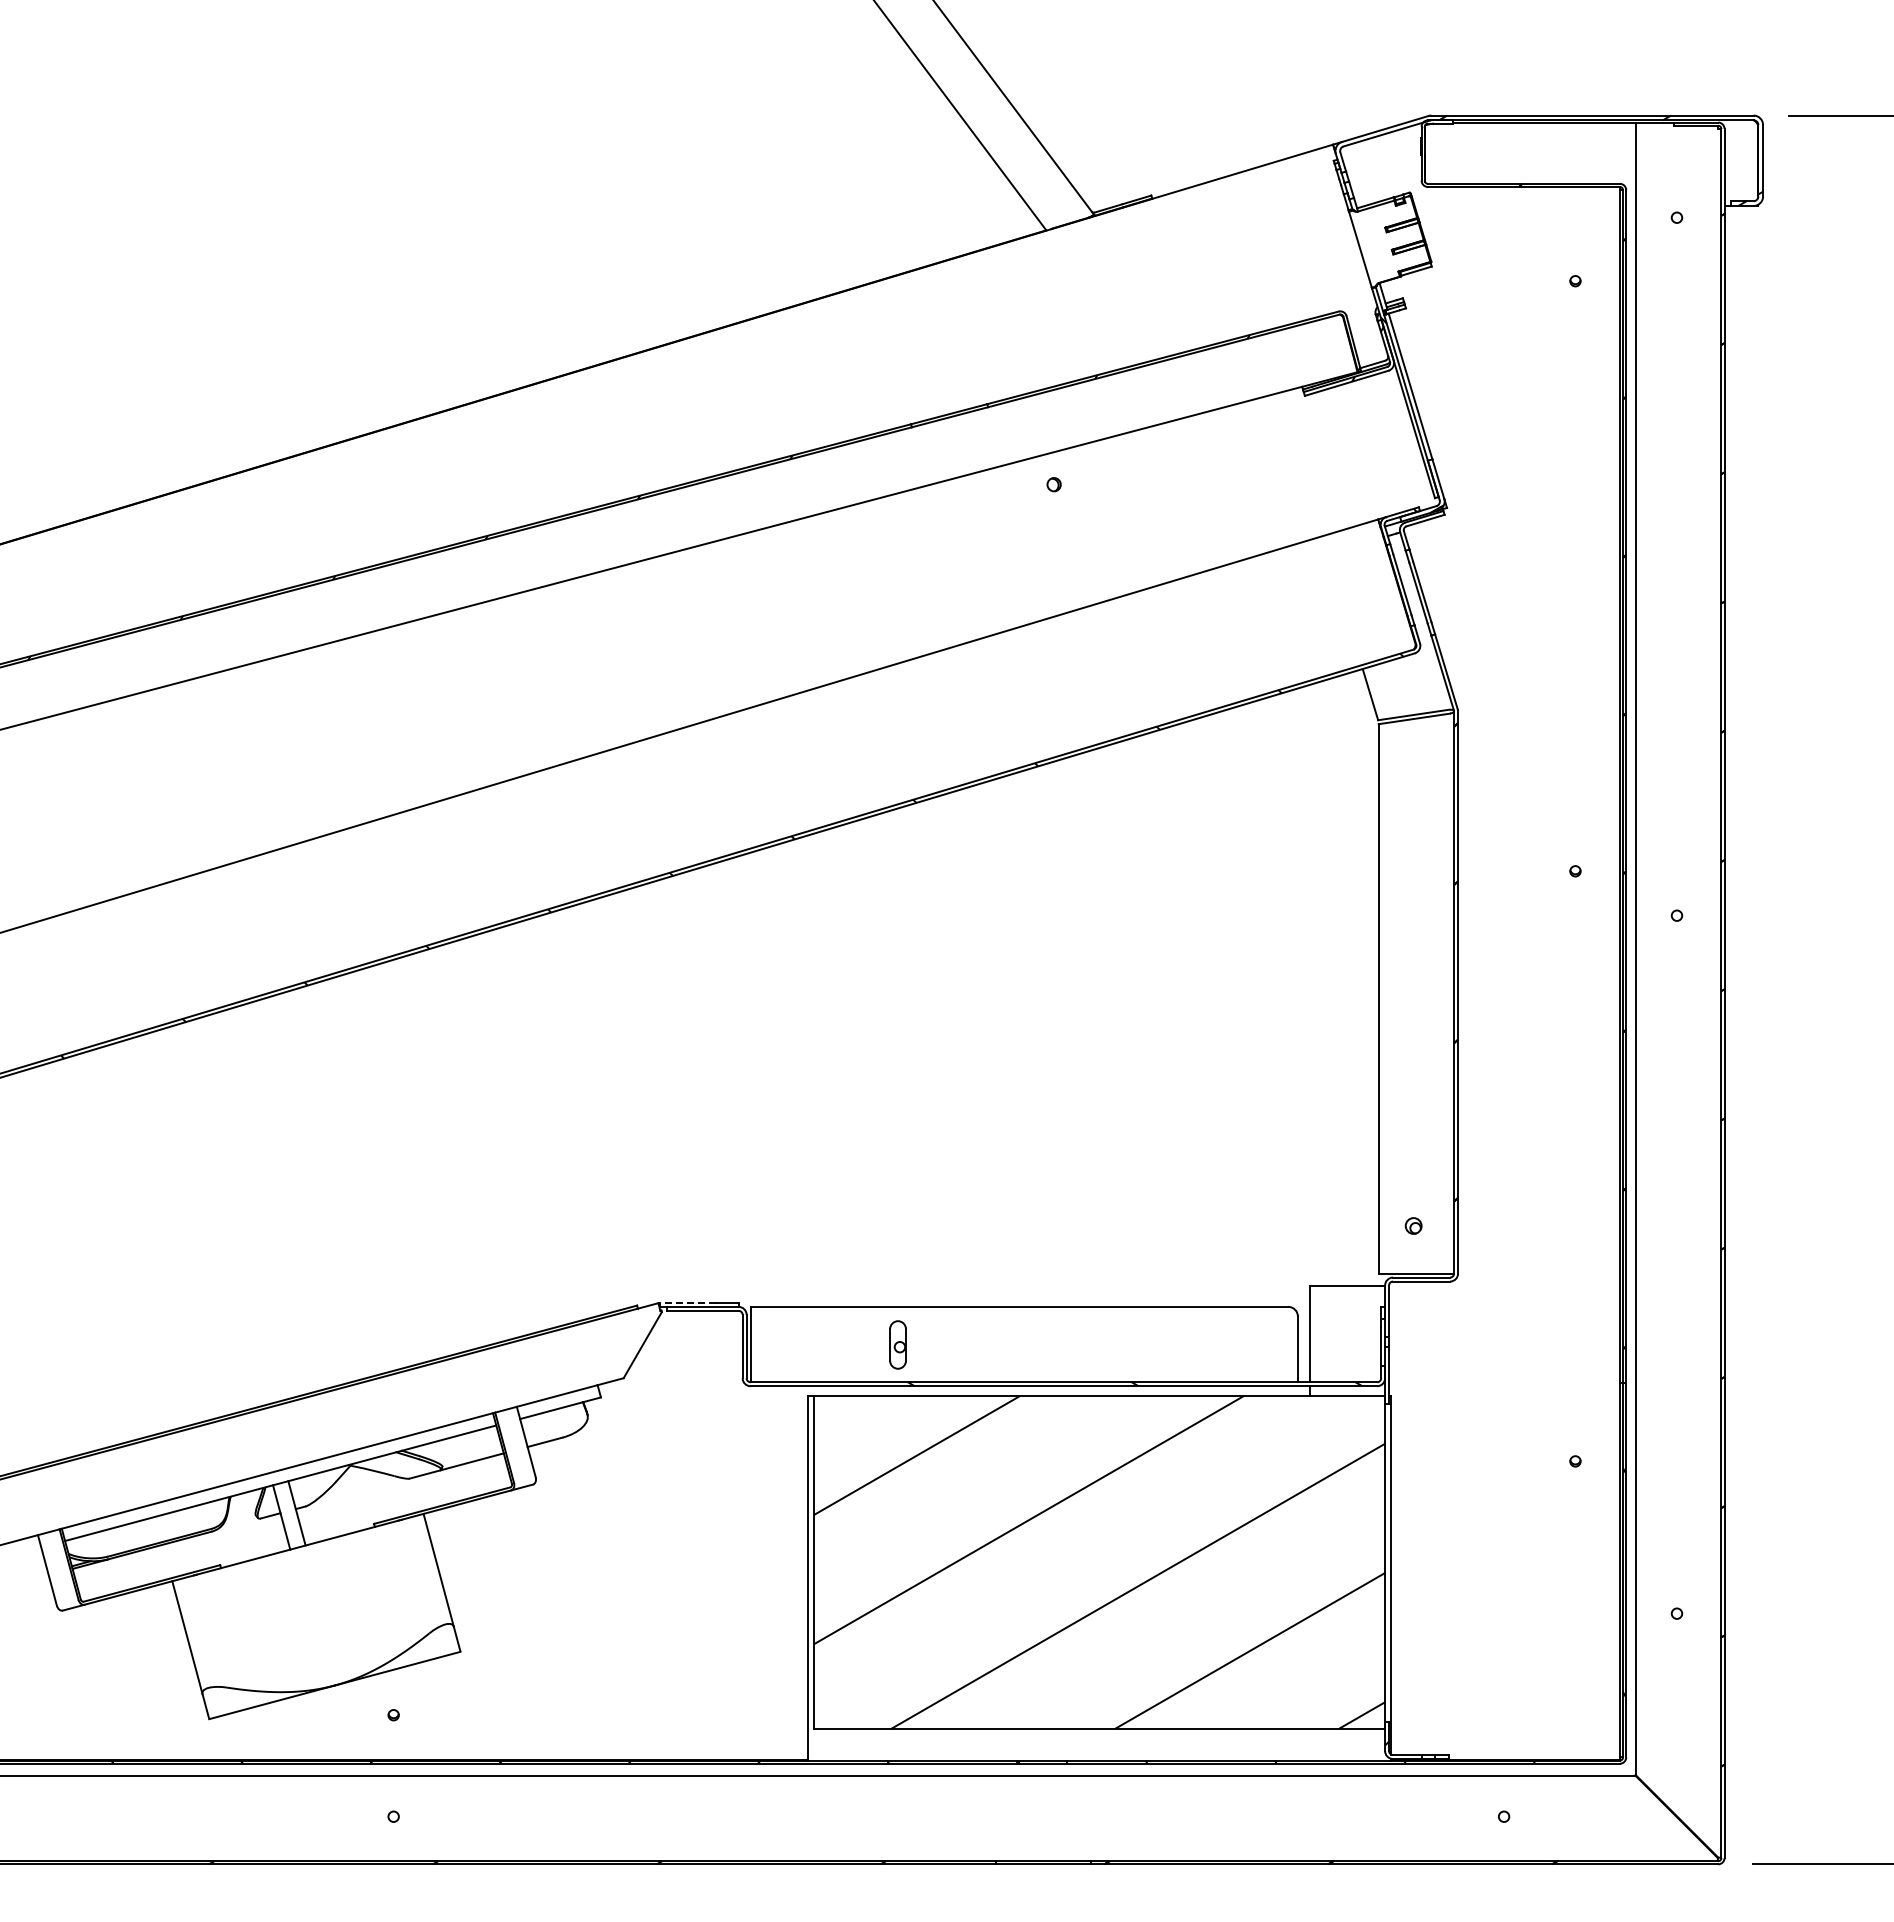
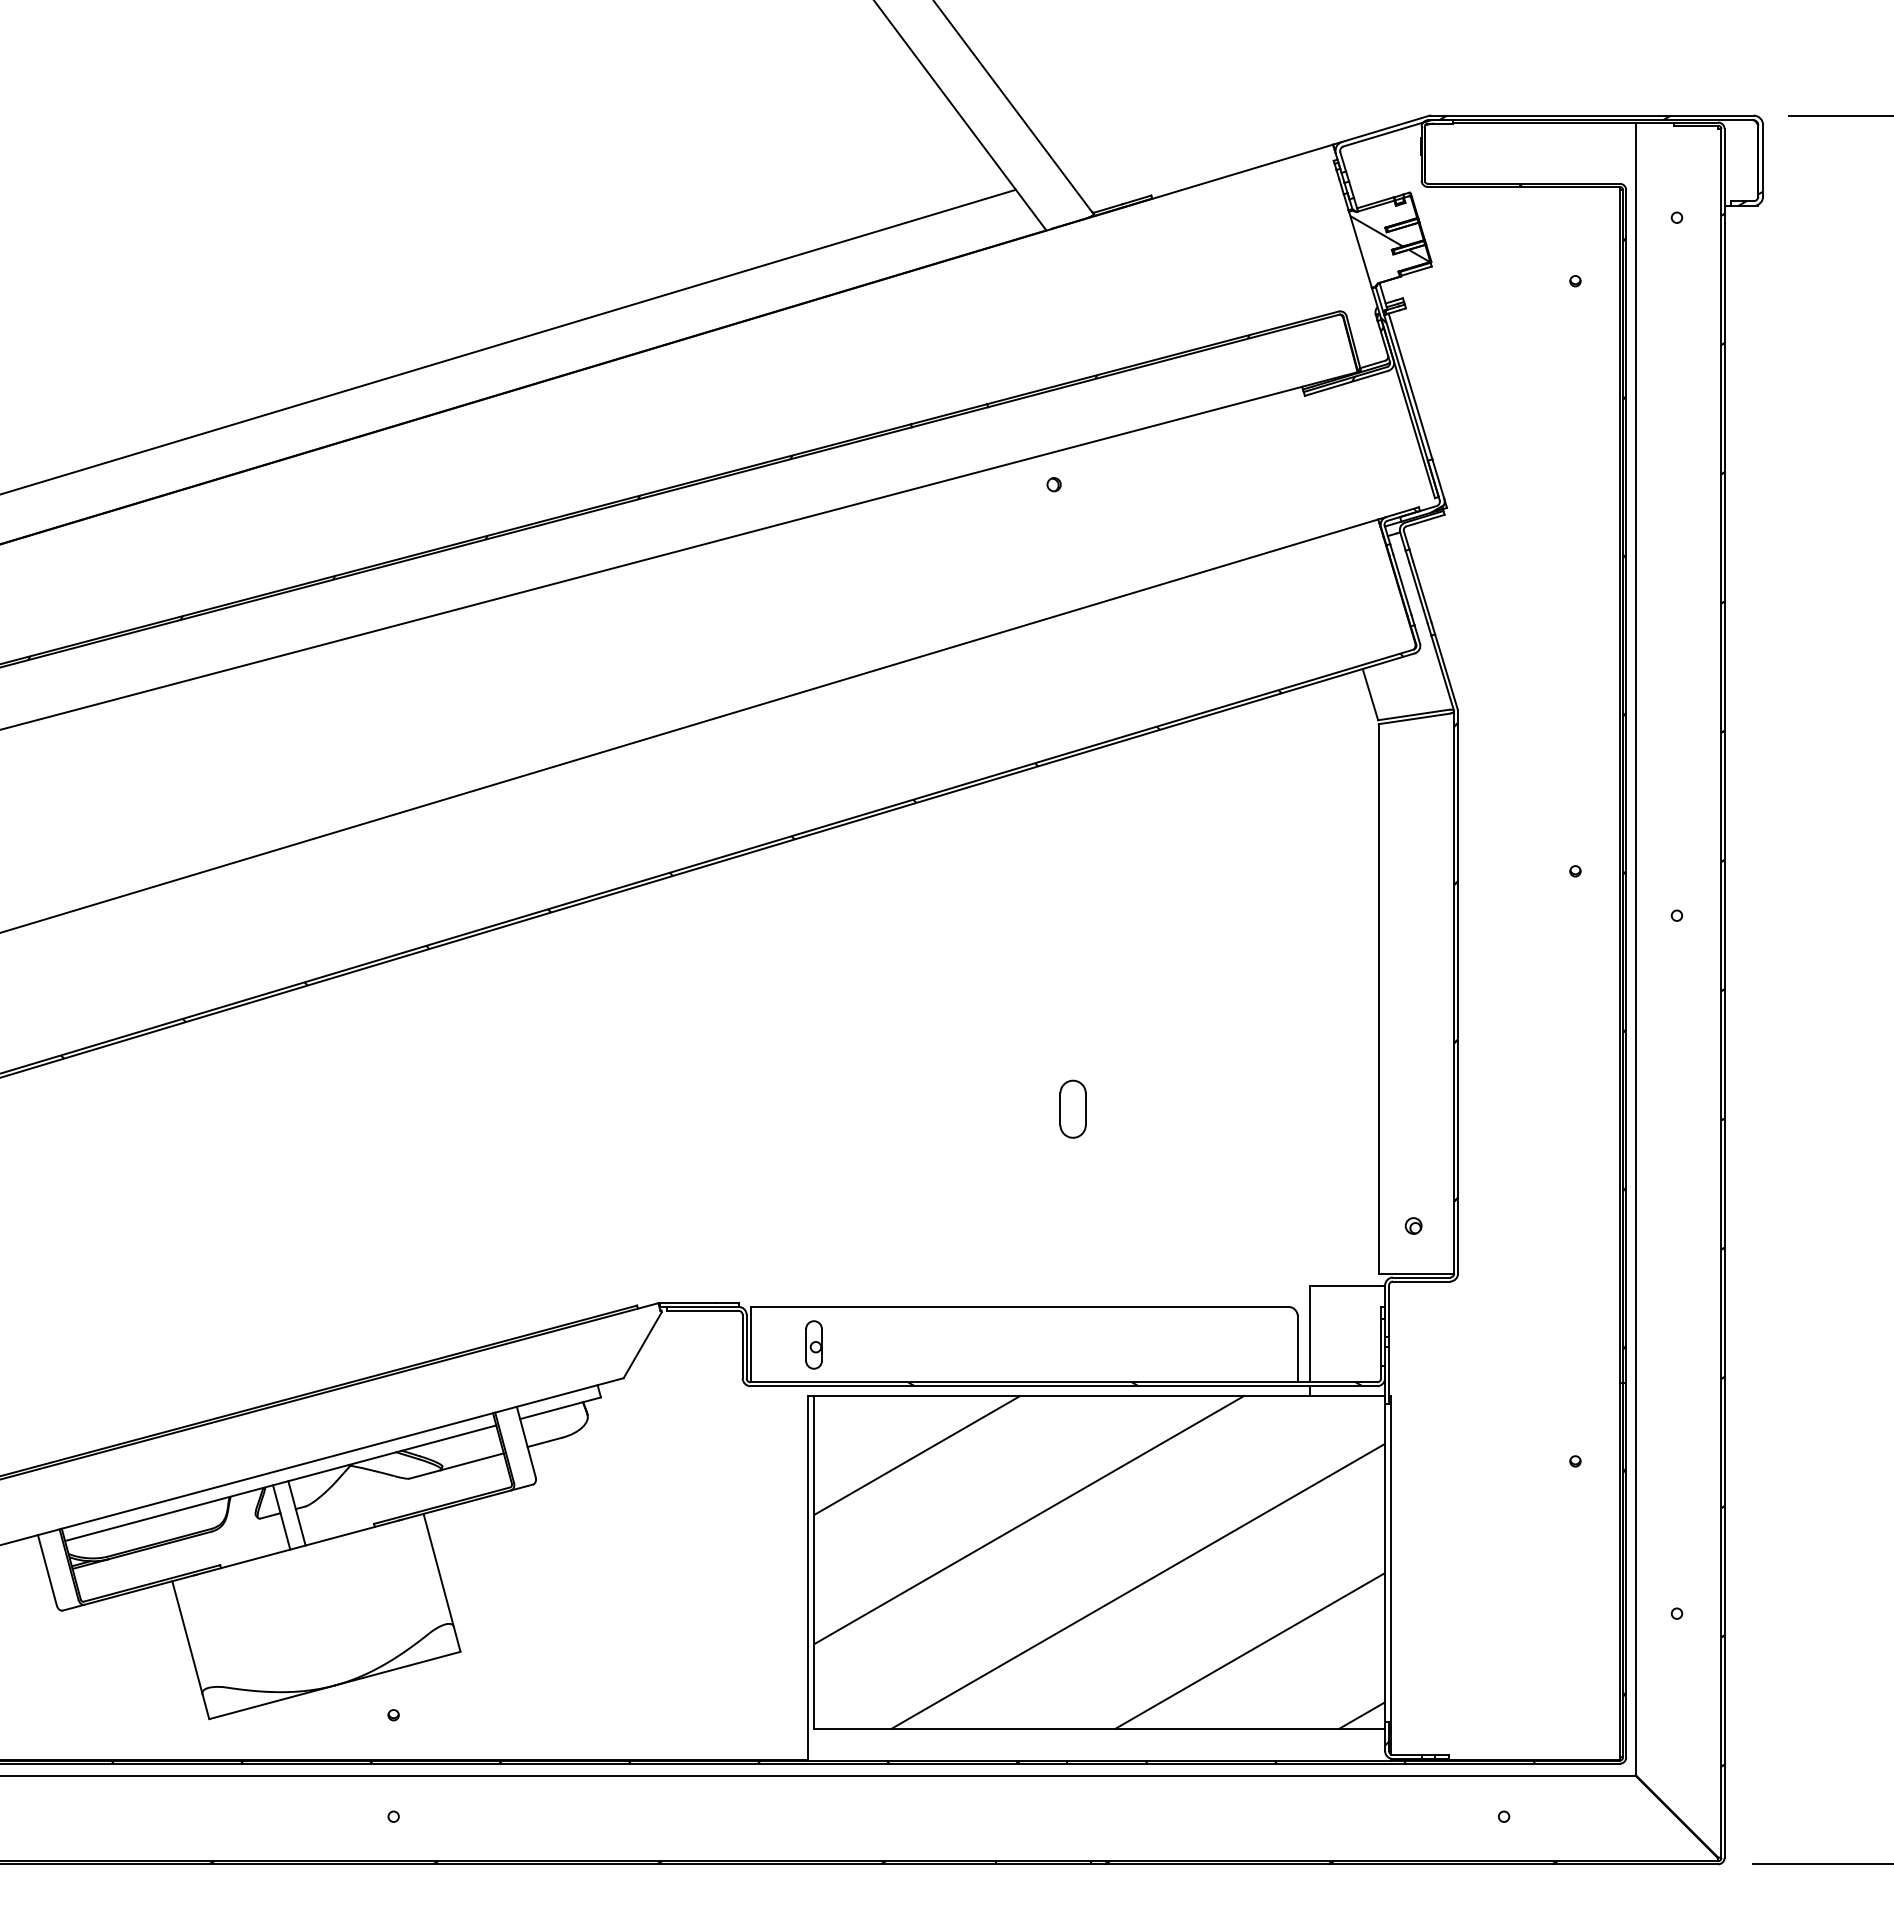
hatch: none -> present (1390, 239)
line: none -> present (508, 341)
part: none -> present (1072, 1108)
line: dashed -> solid (687, 1302)
part position: (897, 1344) -> (813, 1344) (813, 1344)
